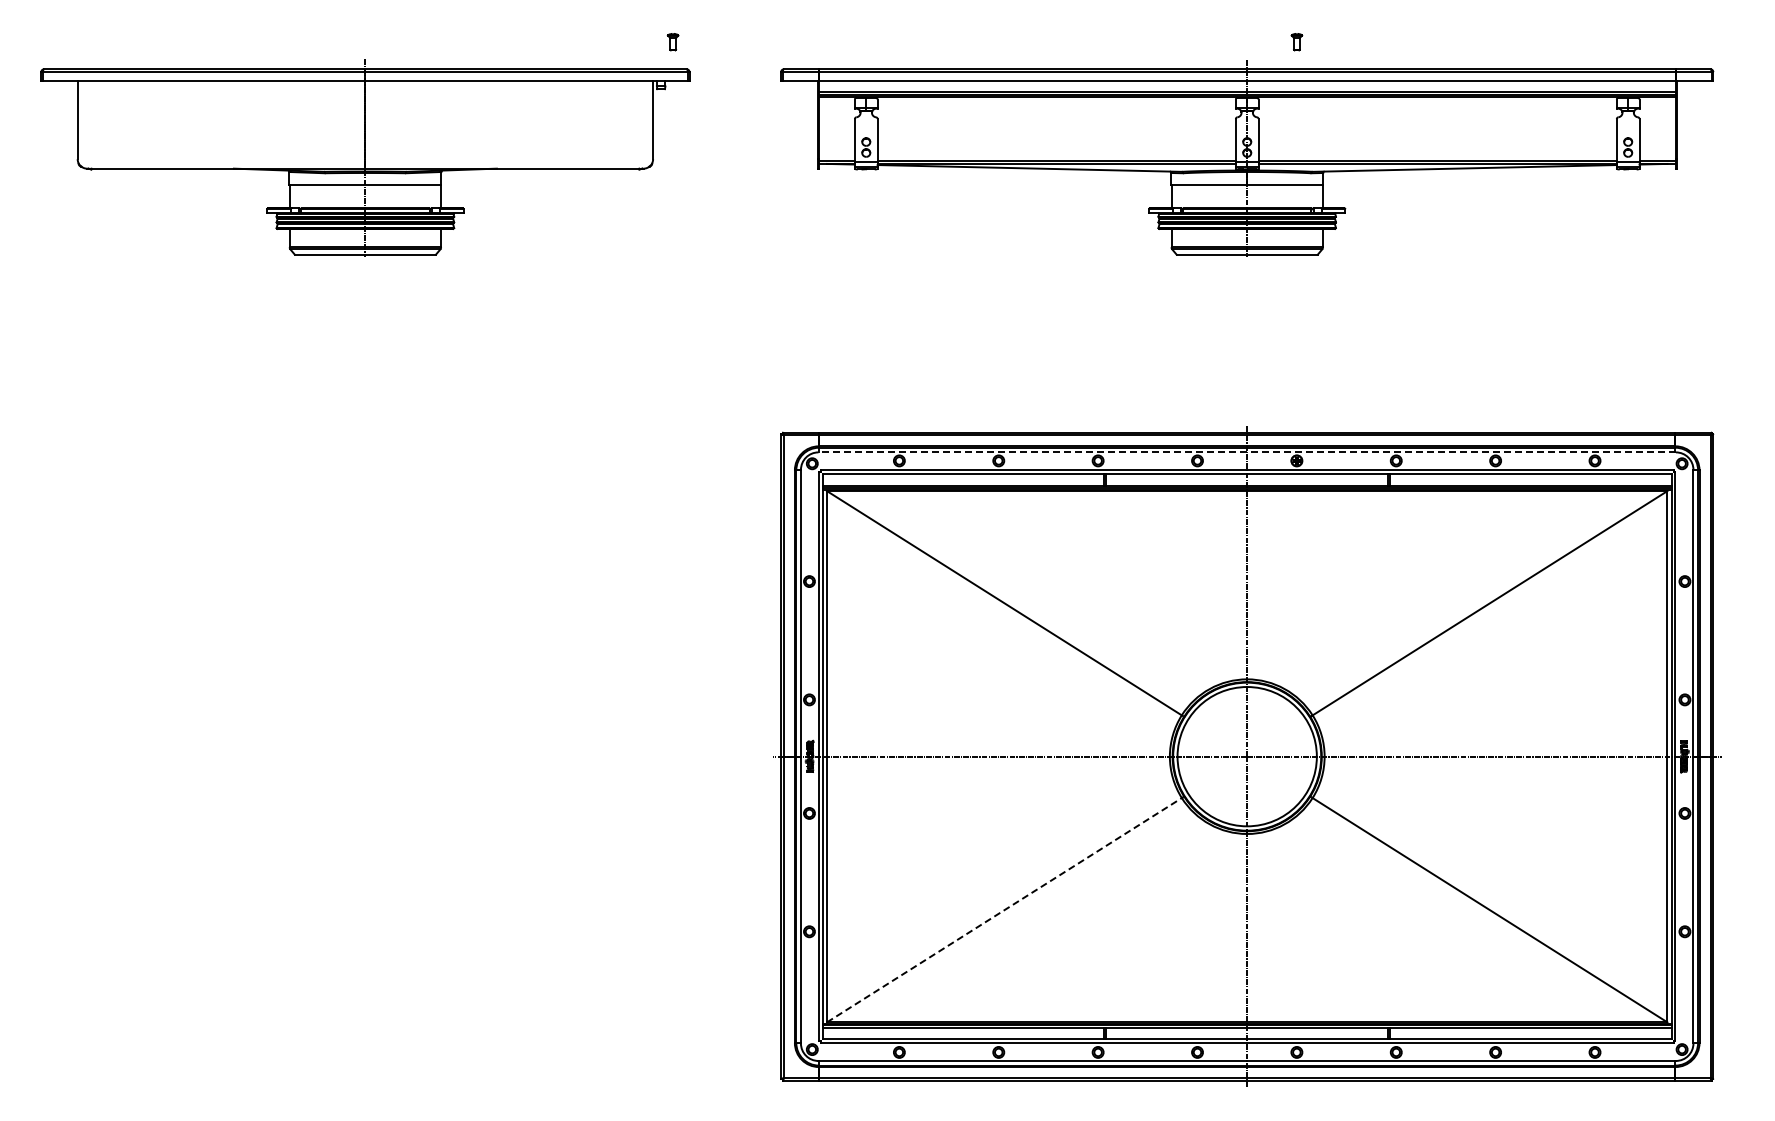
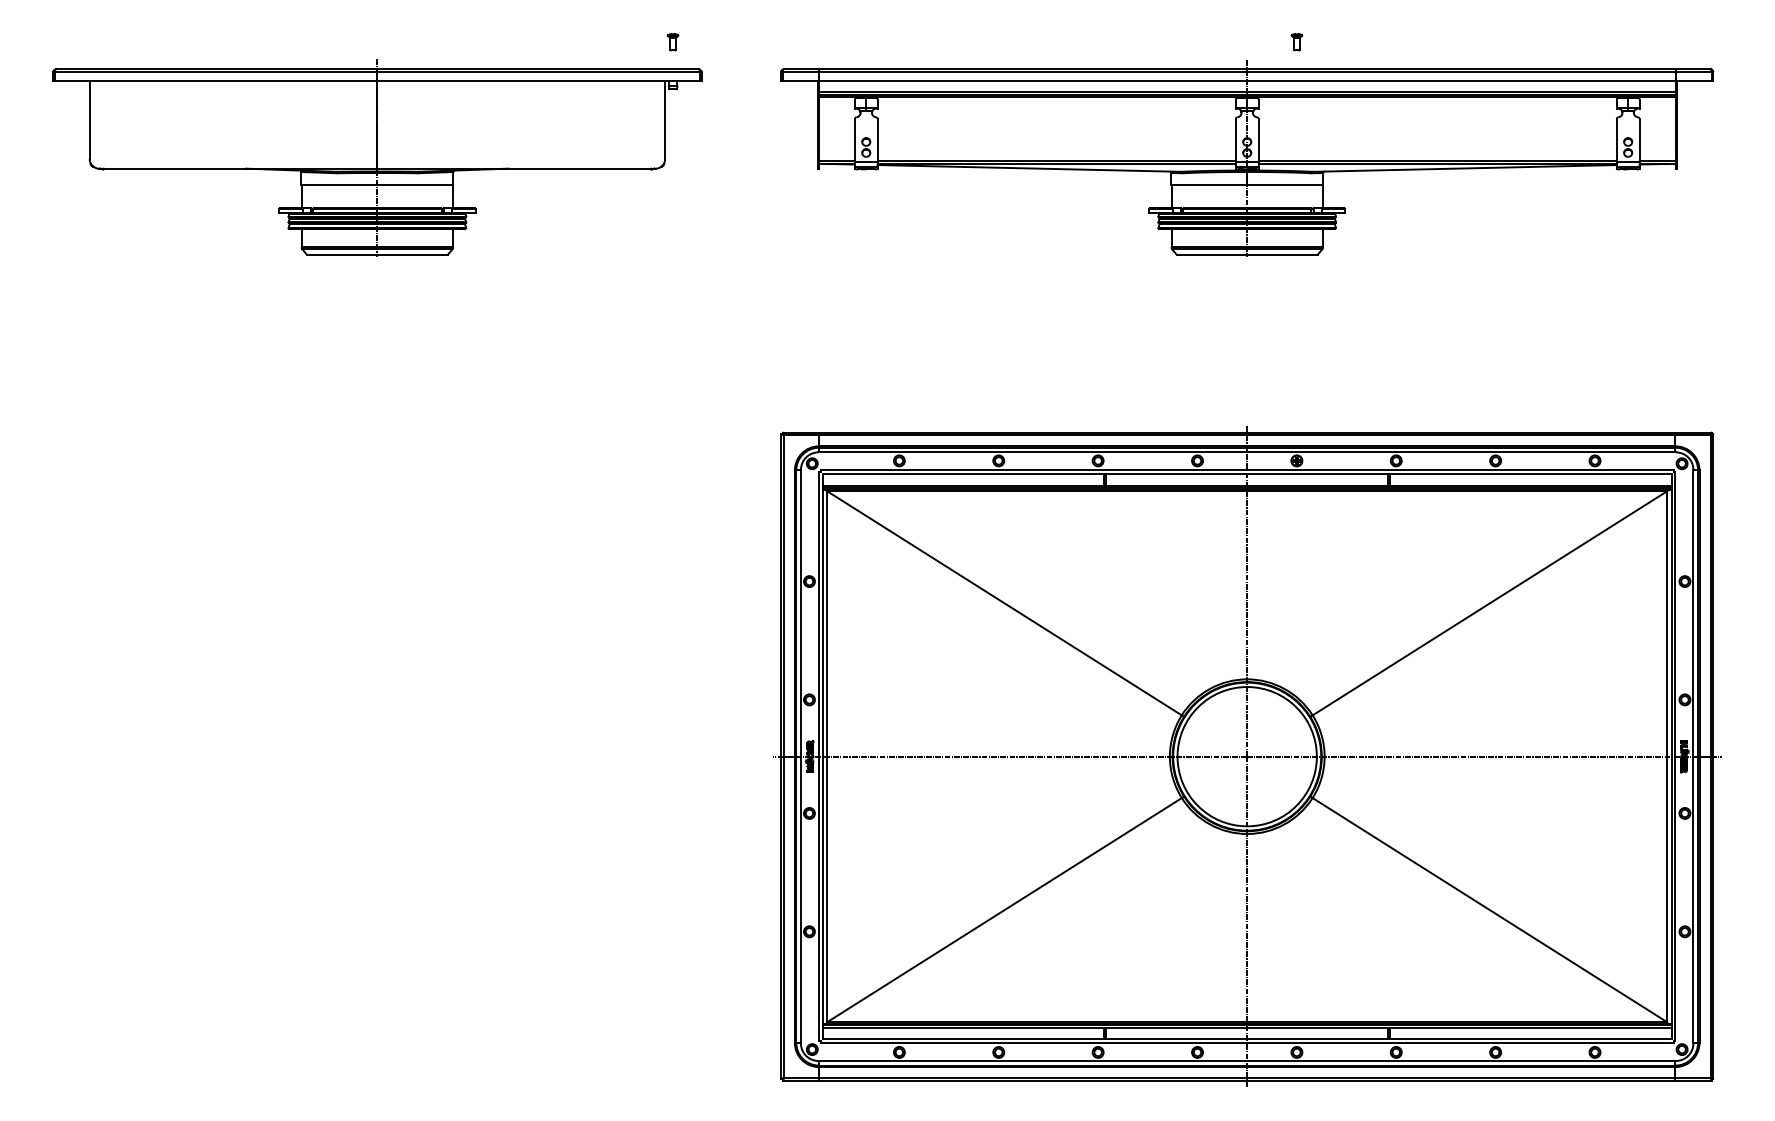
part position: (365, 157) -> (377, 157) (377, 157)
line: dashed -> solid (1247, 452)
line: dashed -> solid (1004, 910)
